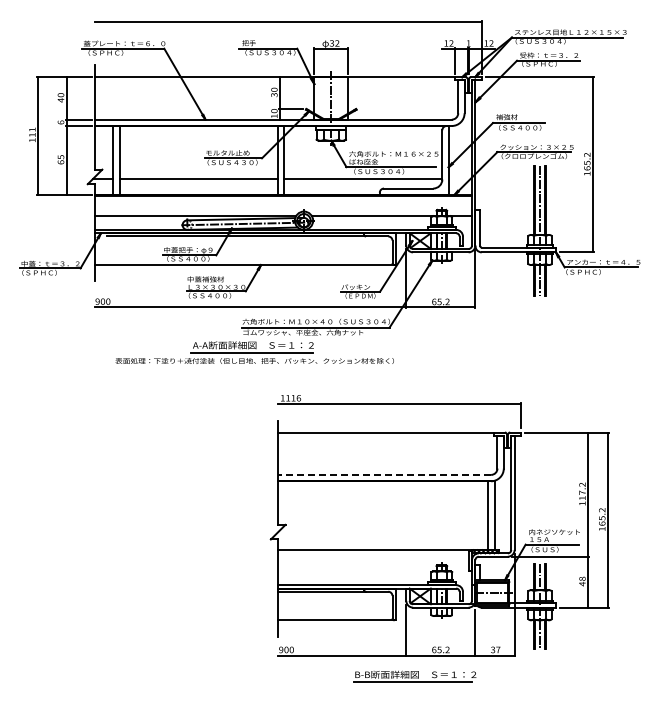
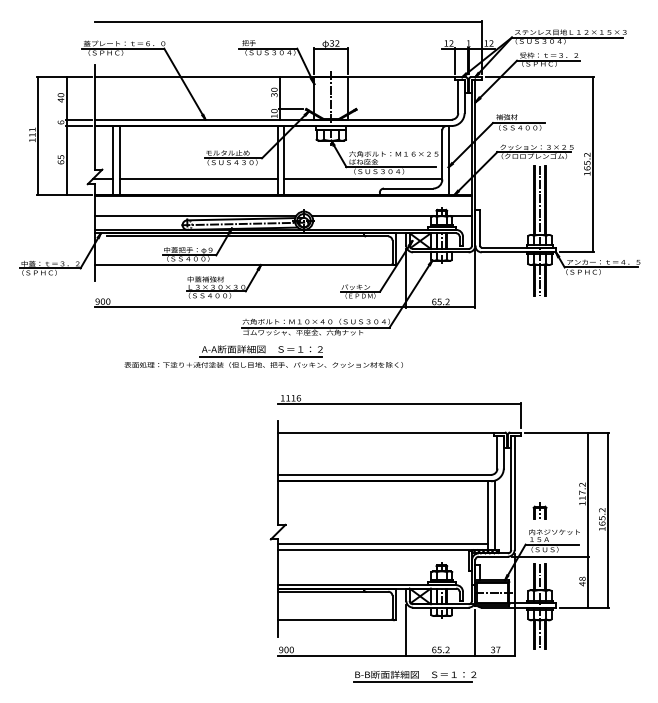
part position: (254, 352) -> (263, 356) (263, 356)
line: dashed -> solid (384, 474)
part: none -> present (539, 510)
line: none -> present (383, 543)
